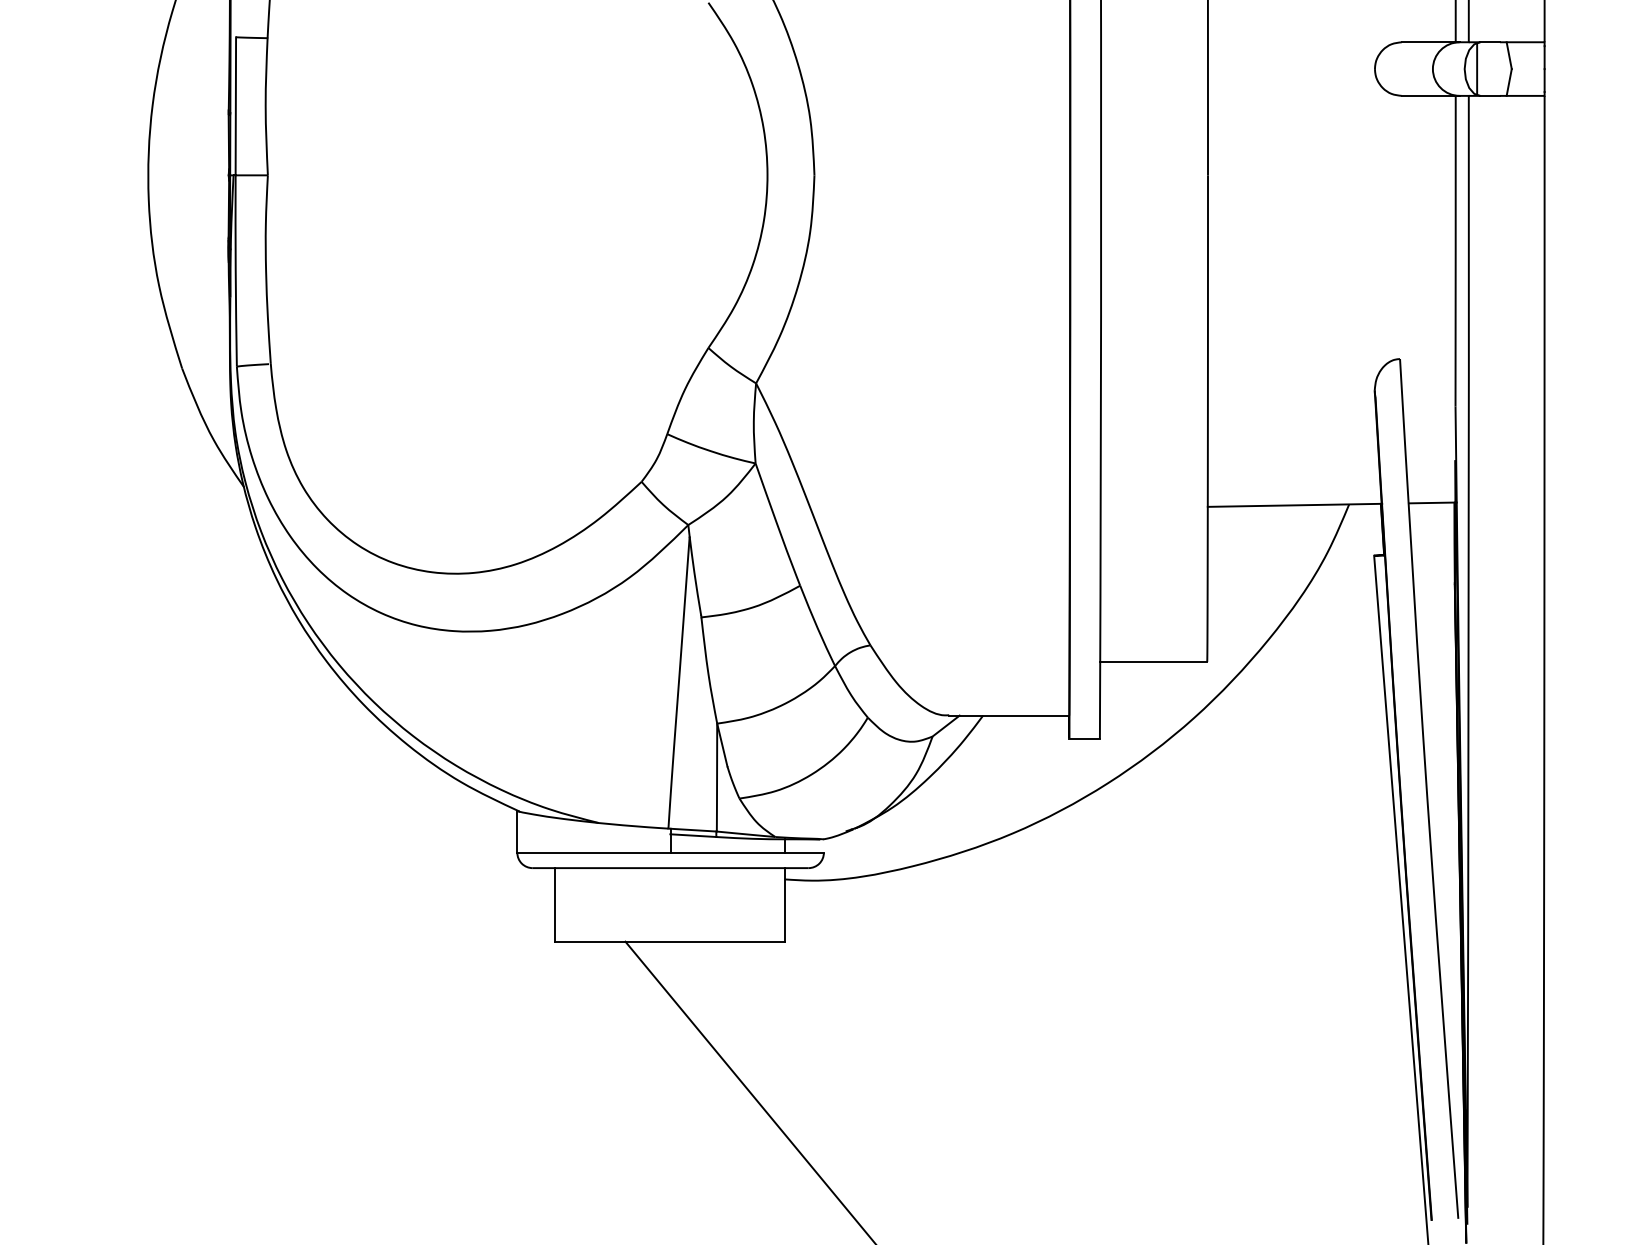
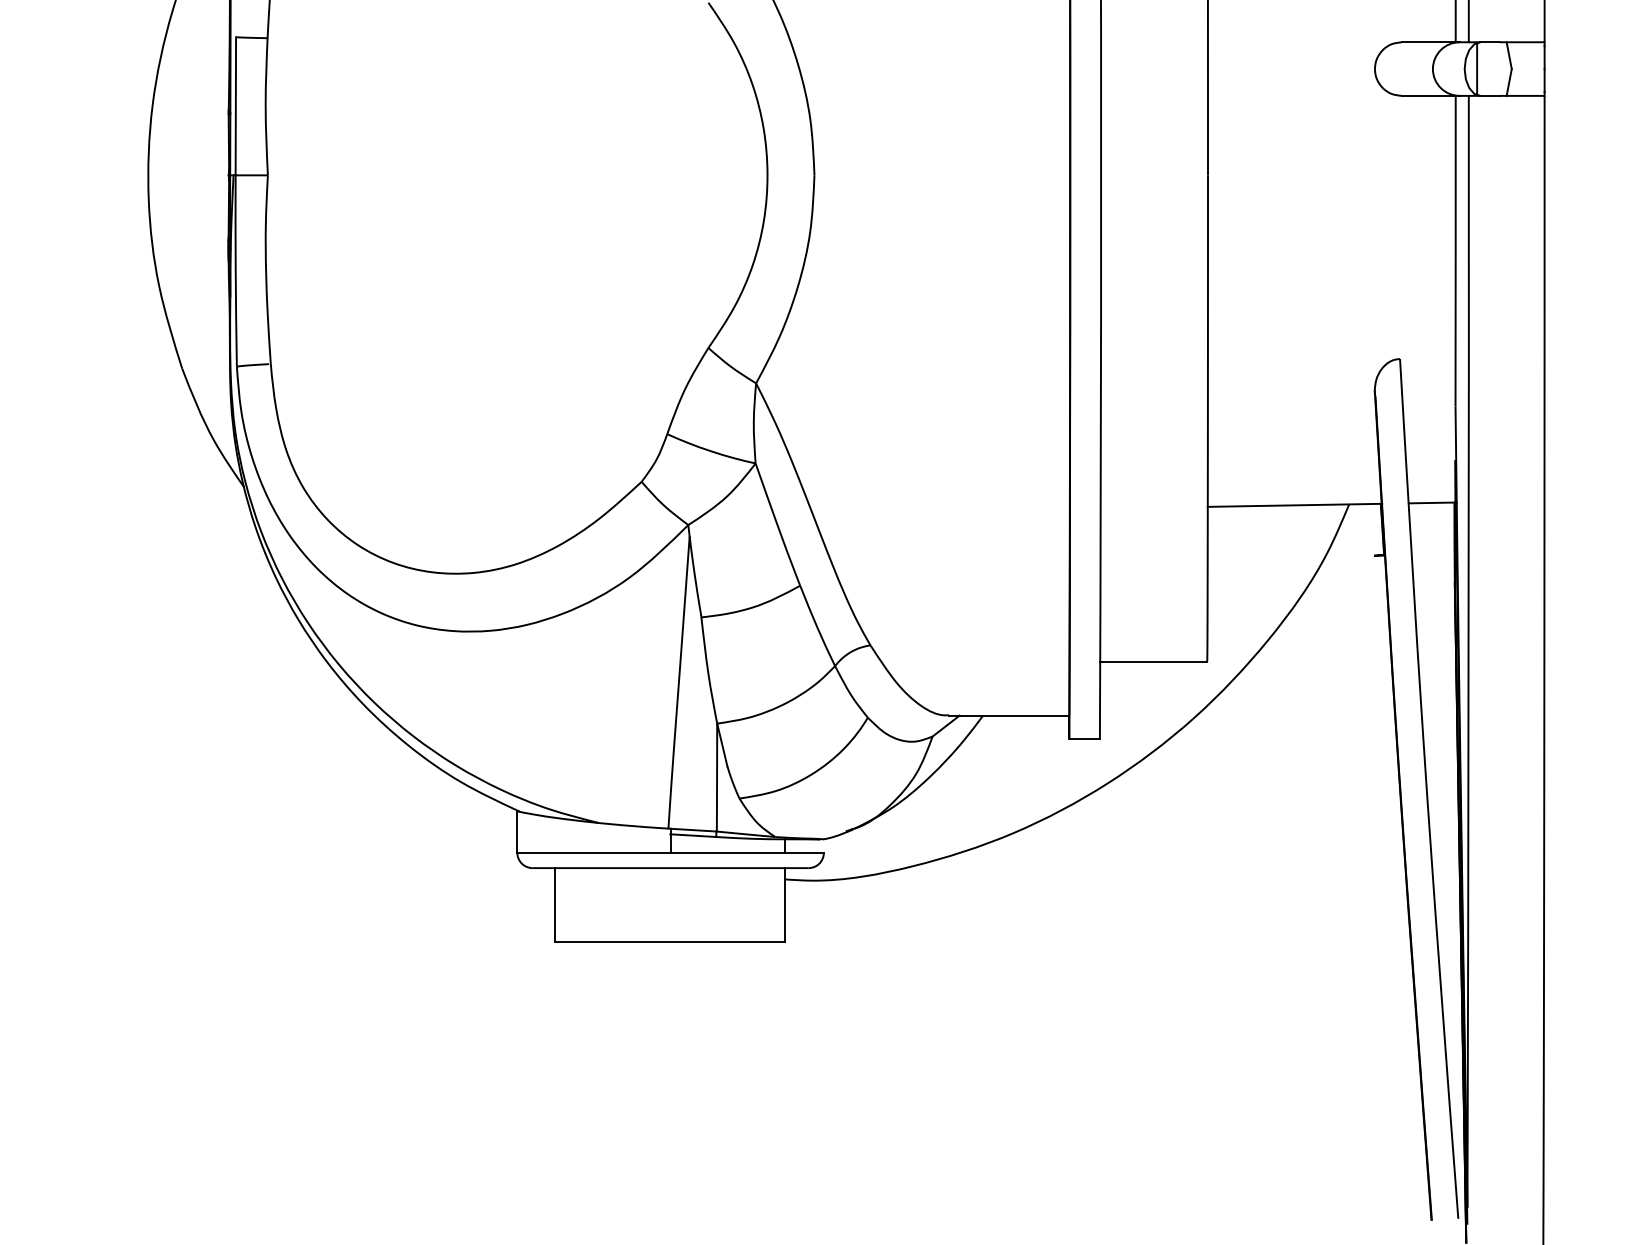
line: present -> none (1401, 898)
line: present -> none (749, 1091)
